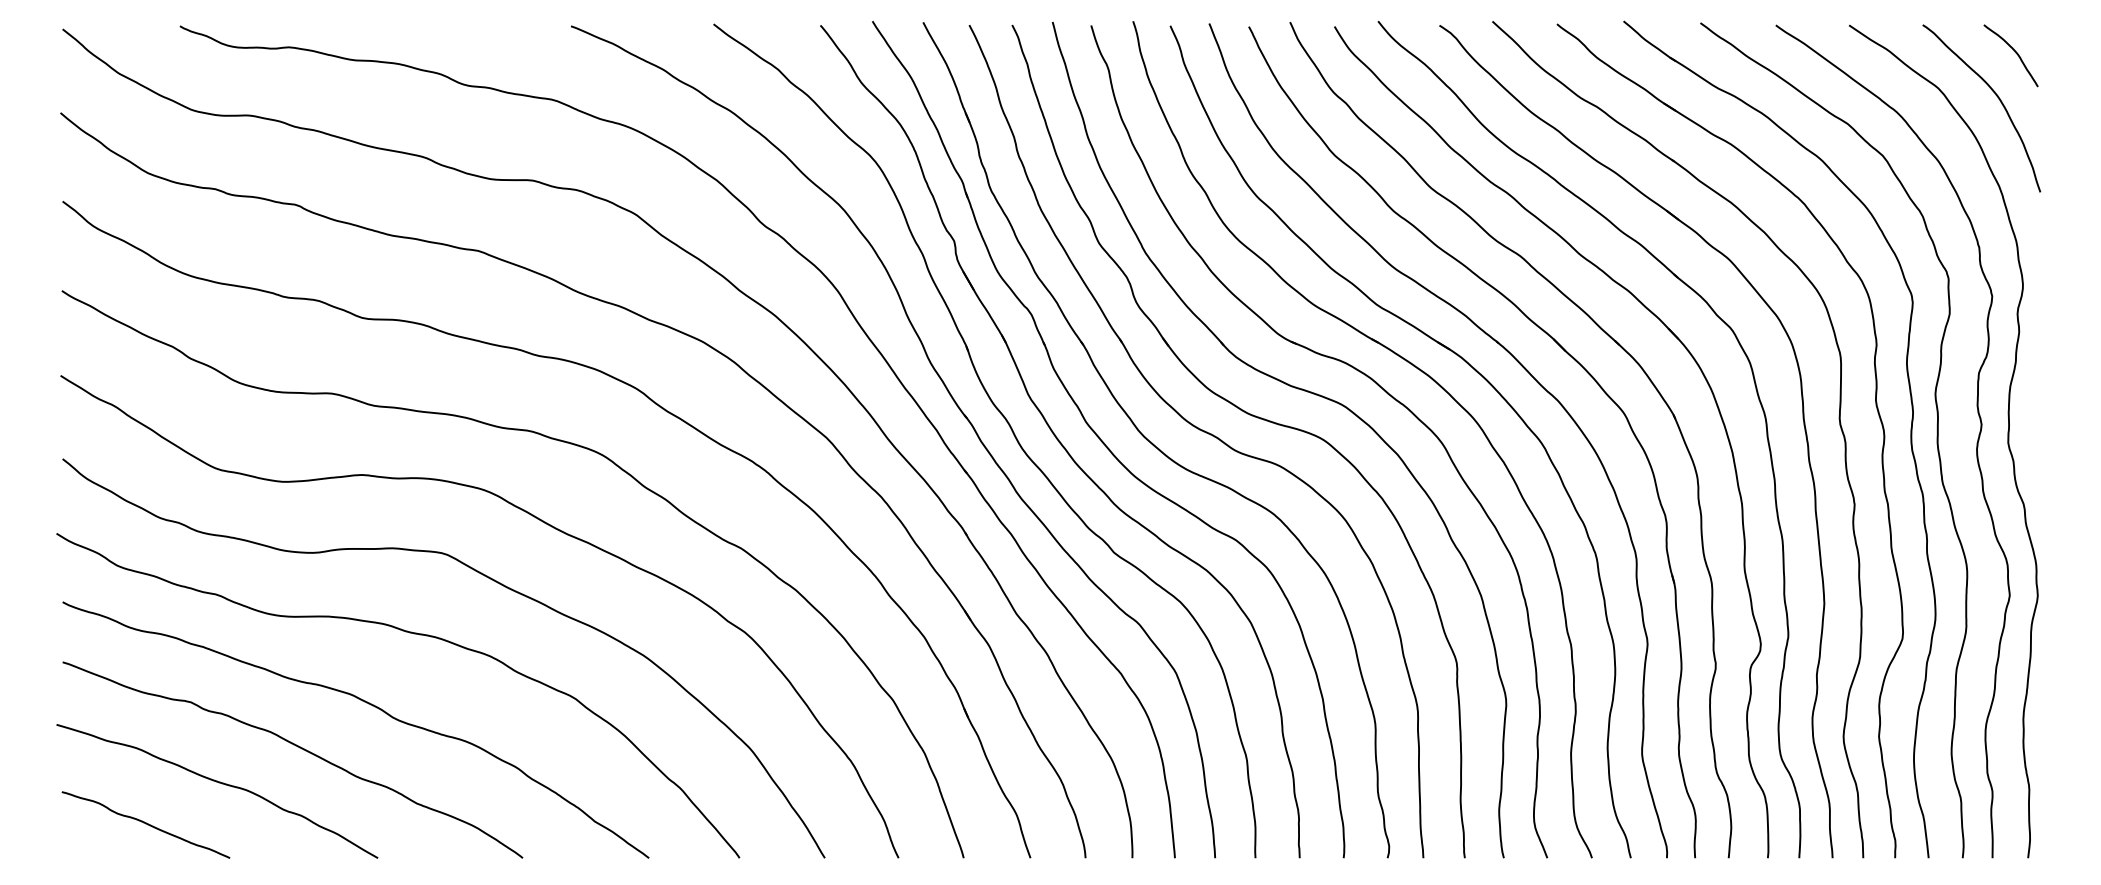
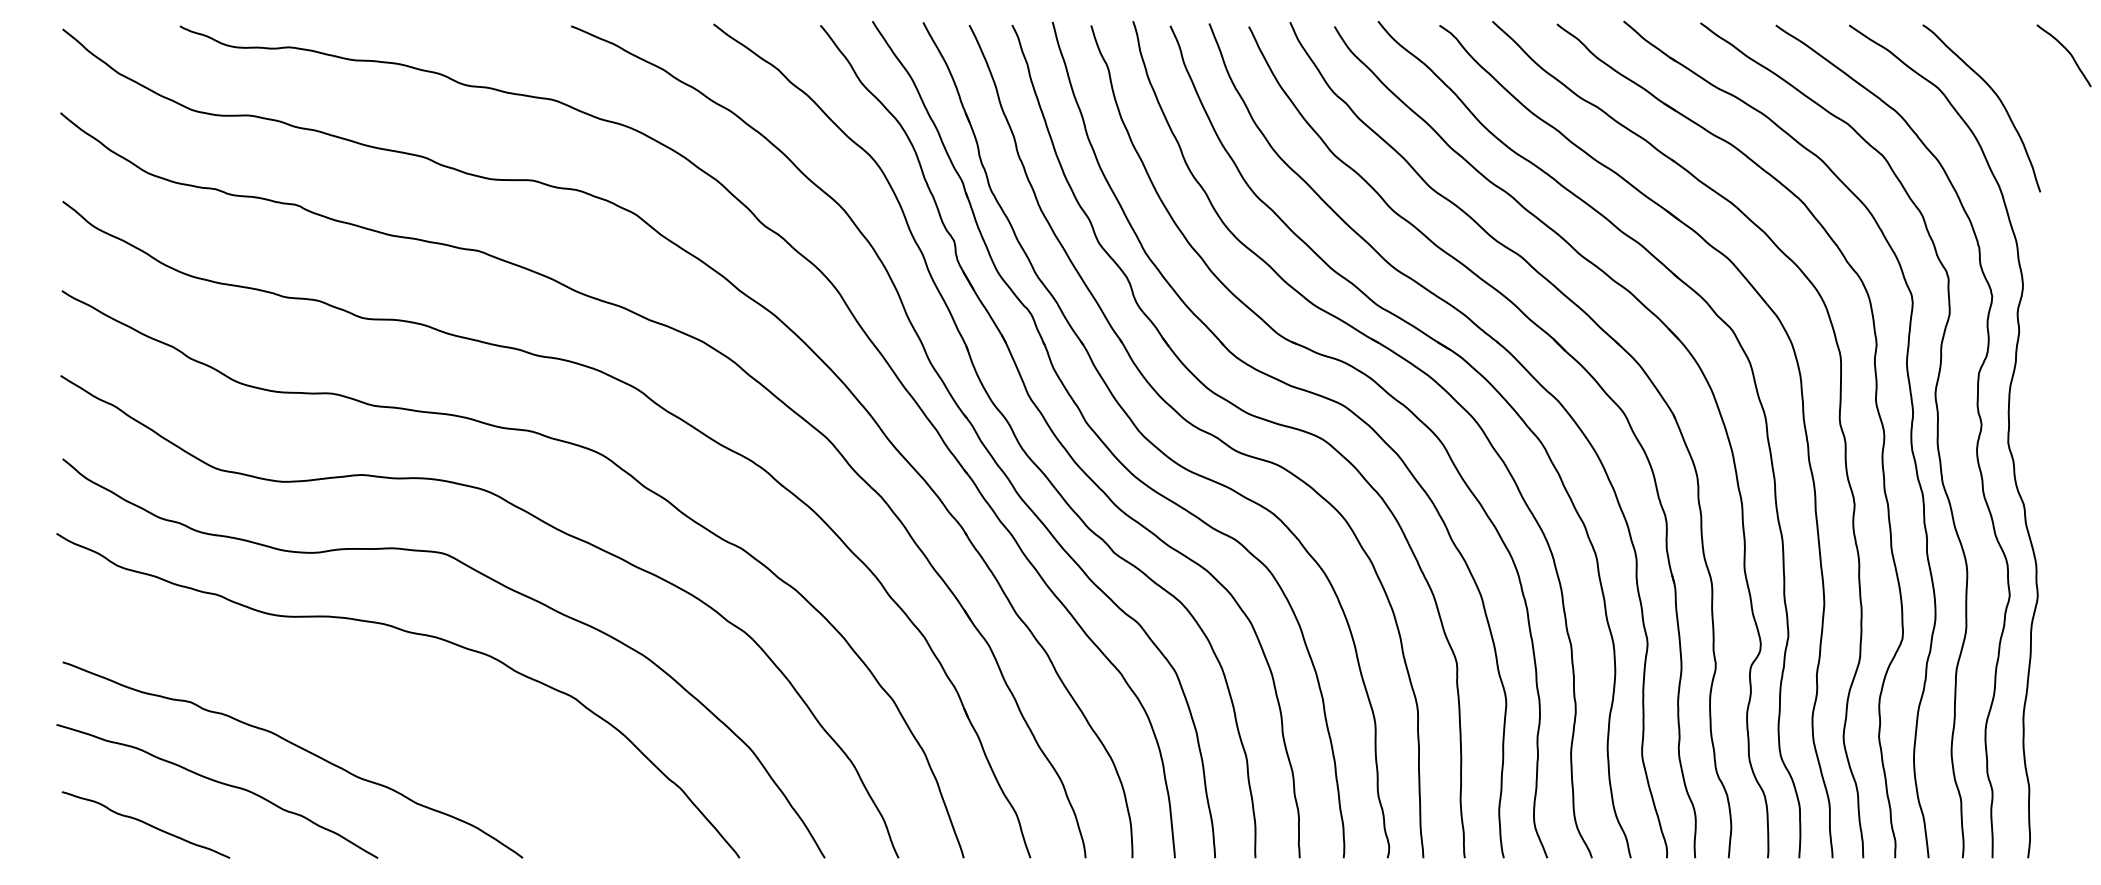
curve position: (2015, 53) -> (2068, 53) (2068, 53)
curve: present -> none (368, 704)
